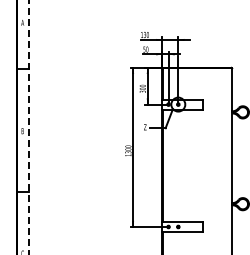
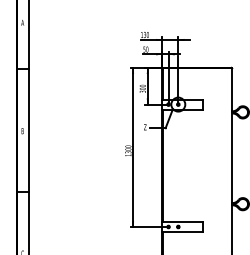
line: dashed -> solid (28, 127)
